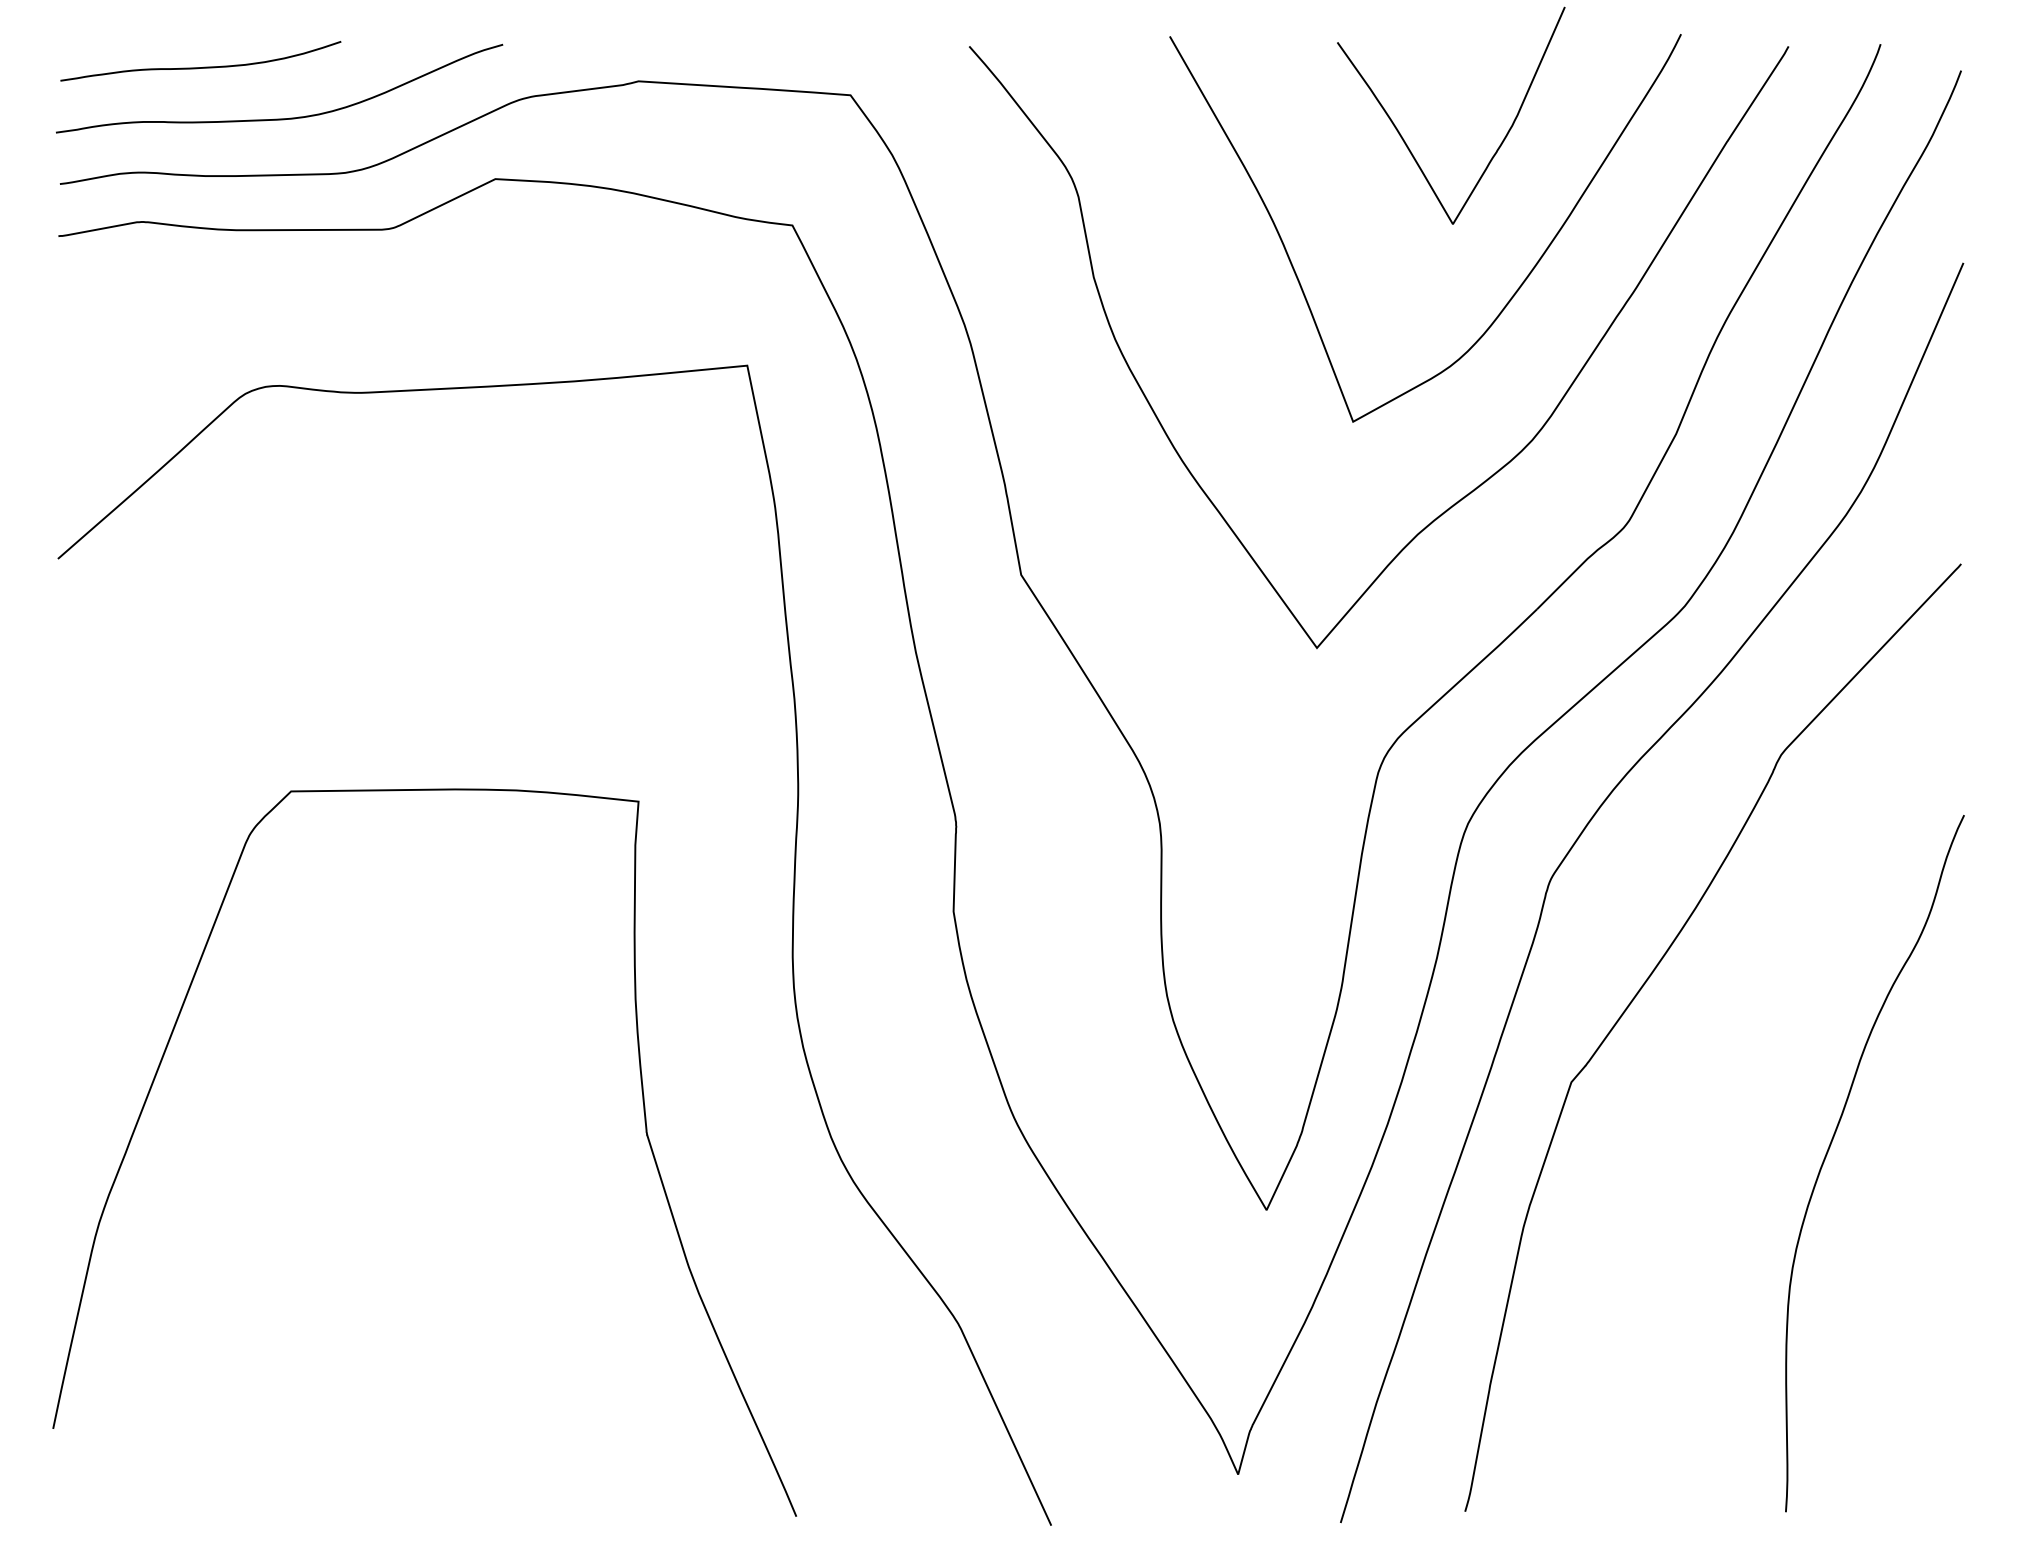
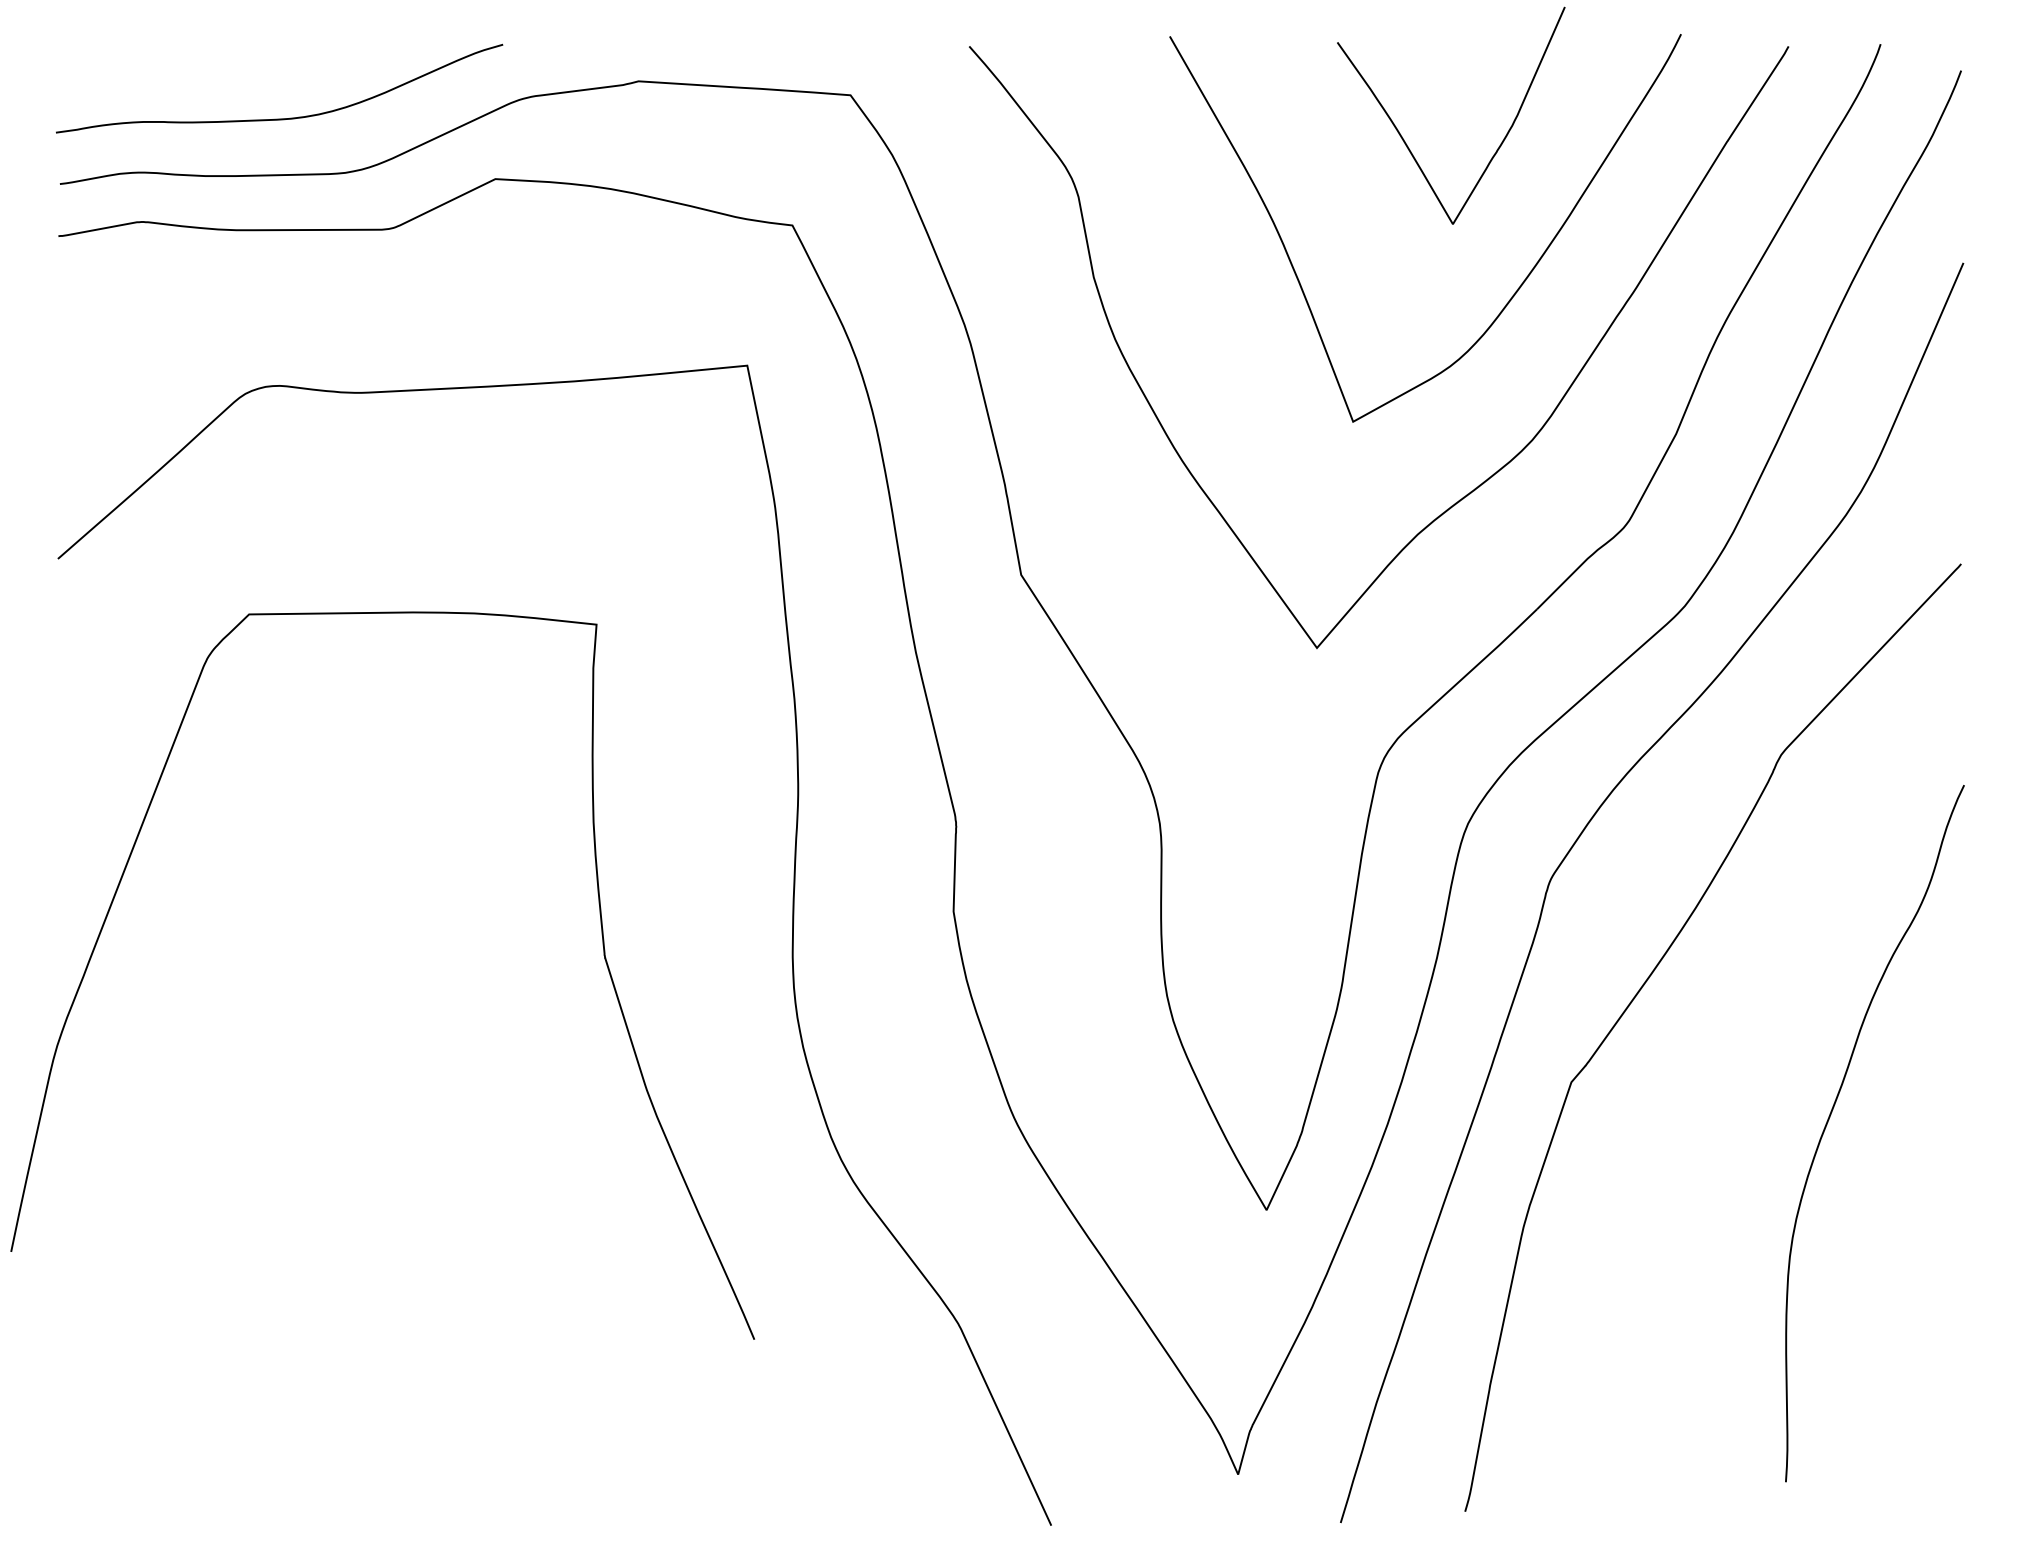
curve: present -> none (200, 67)
curve position: (645, 1132) -> (603, 955) (603, 955)
curve position: (1830, 1147) -> (1830, 1117) (1830, 1117)
